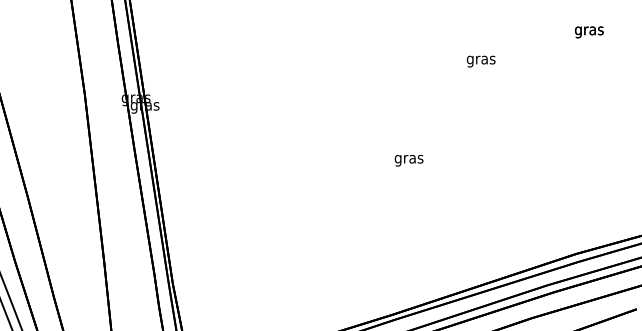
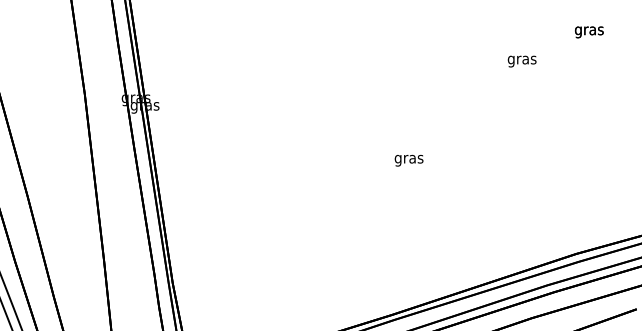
text position: (480, 61) -> (521, 61) (521, 61)
